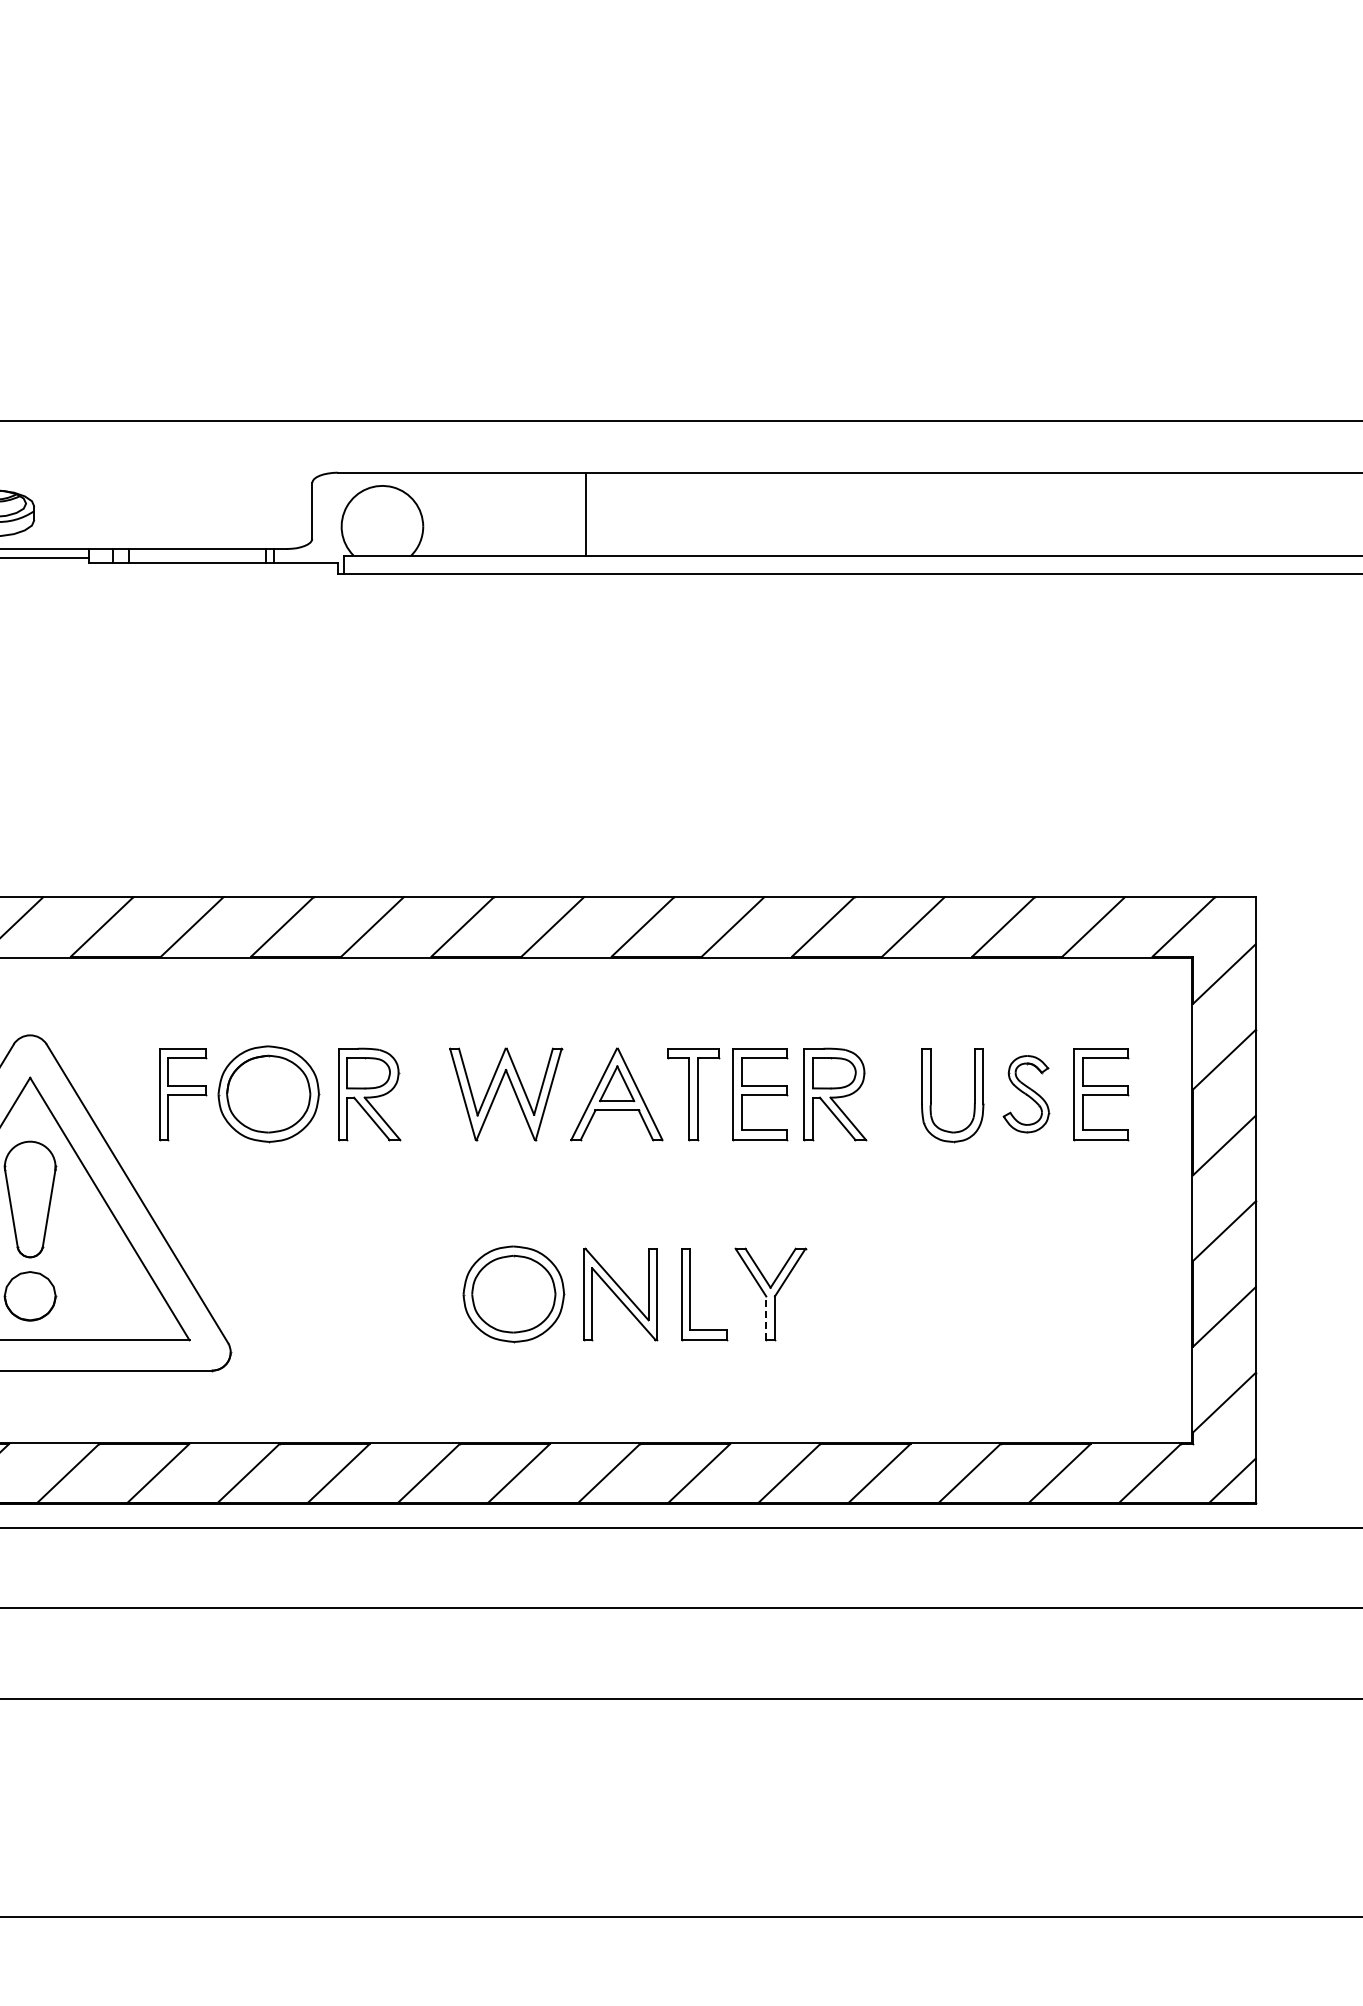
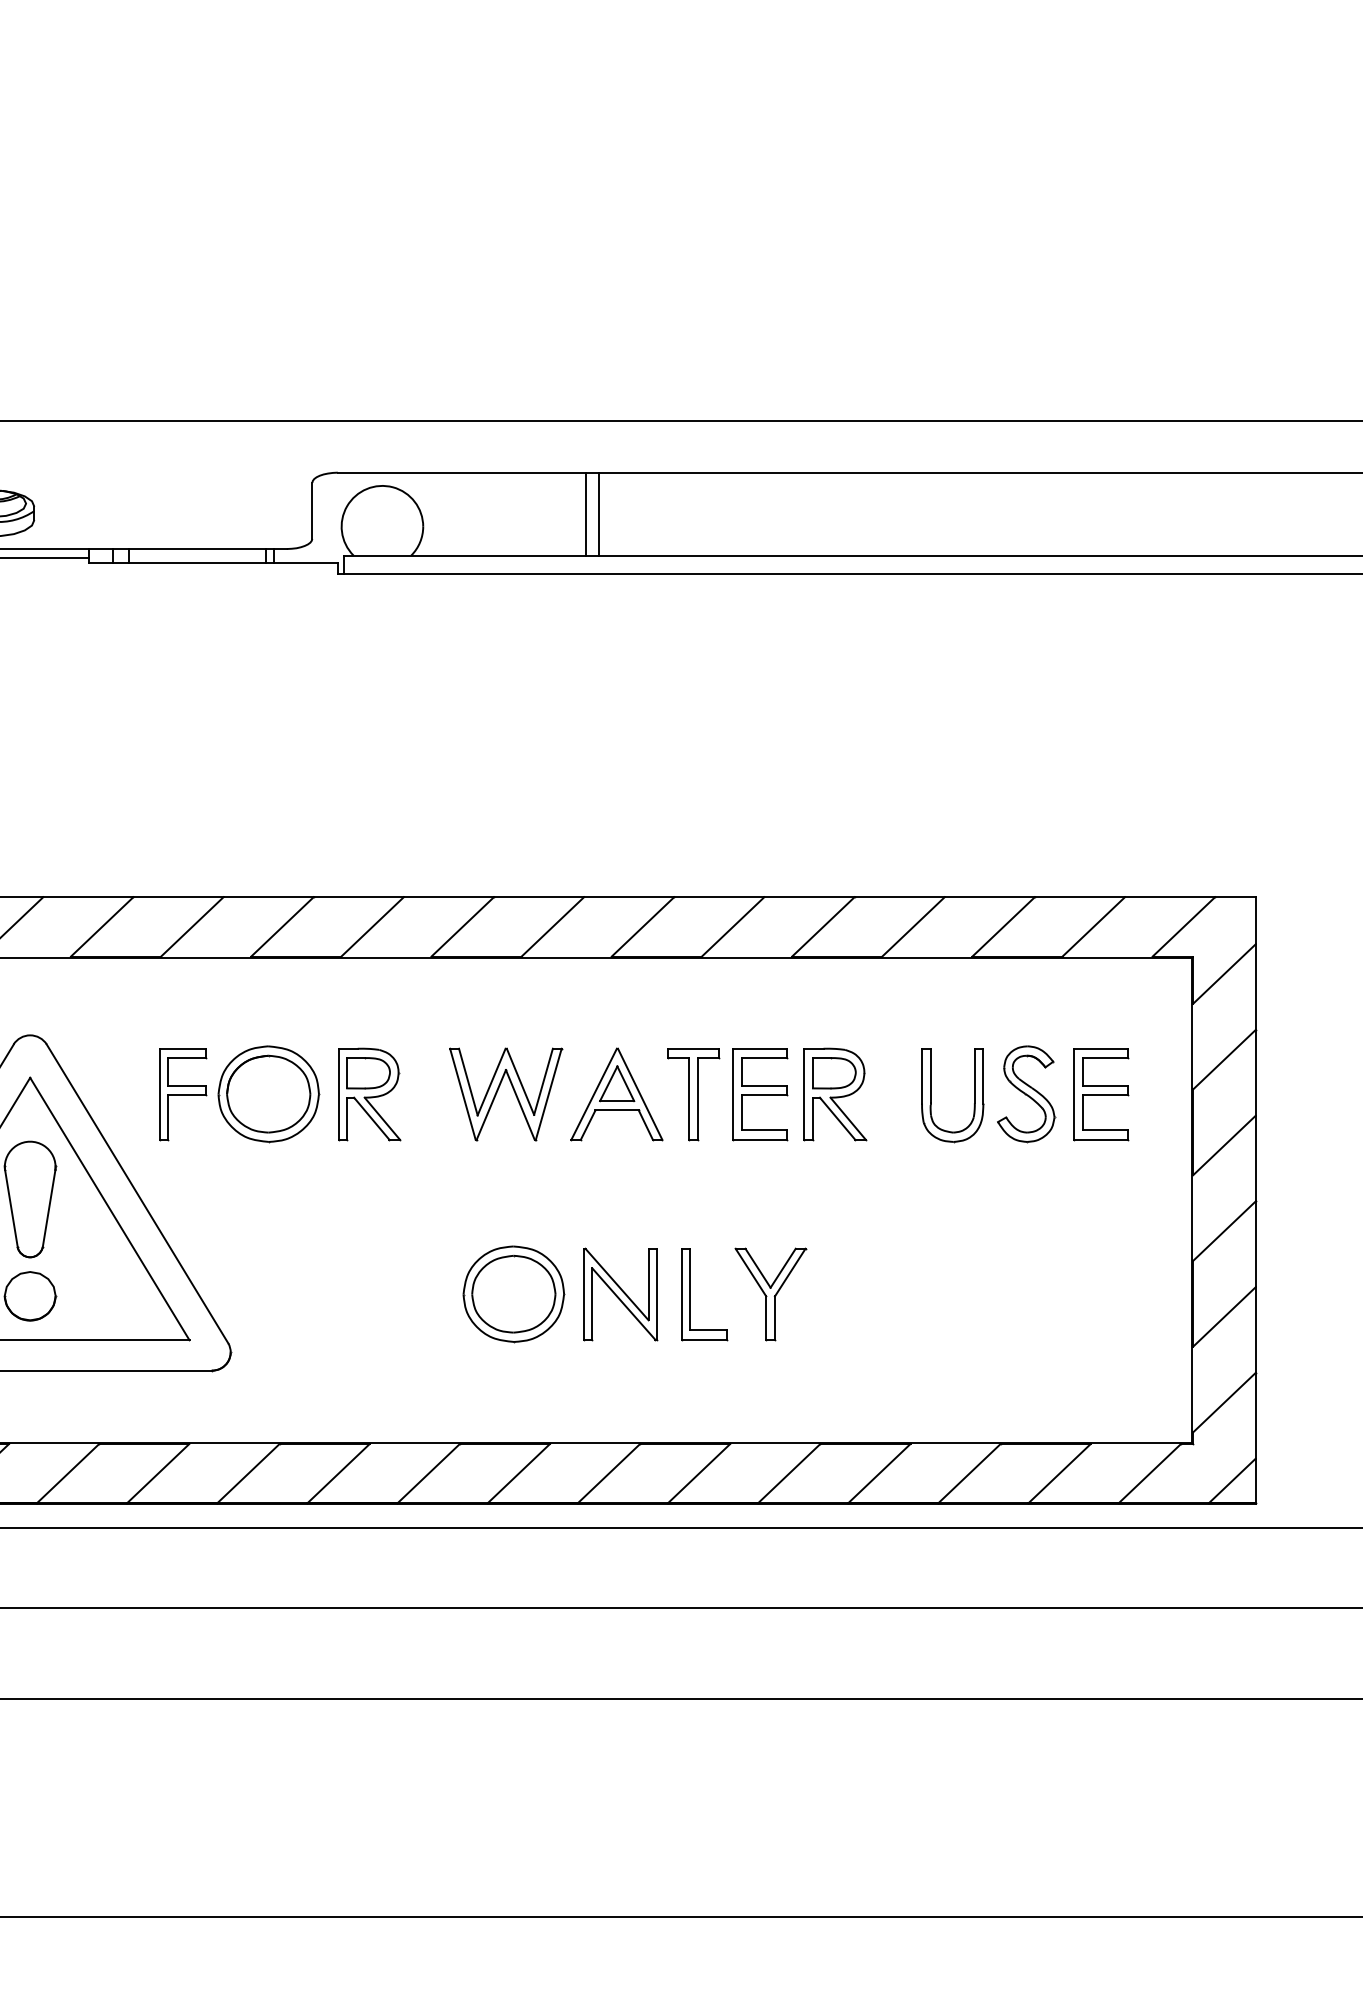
line: none -> present (599, 513)
part size: 49x79 px -> 60x99 px (1026, 1094)
line: dashed -> solid (766, 1318)
